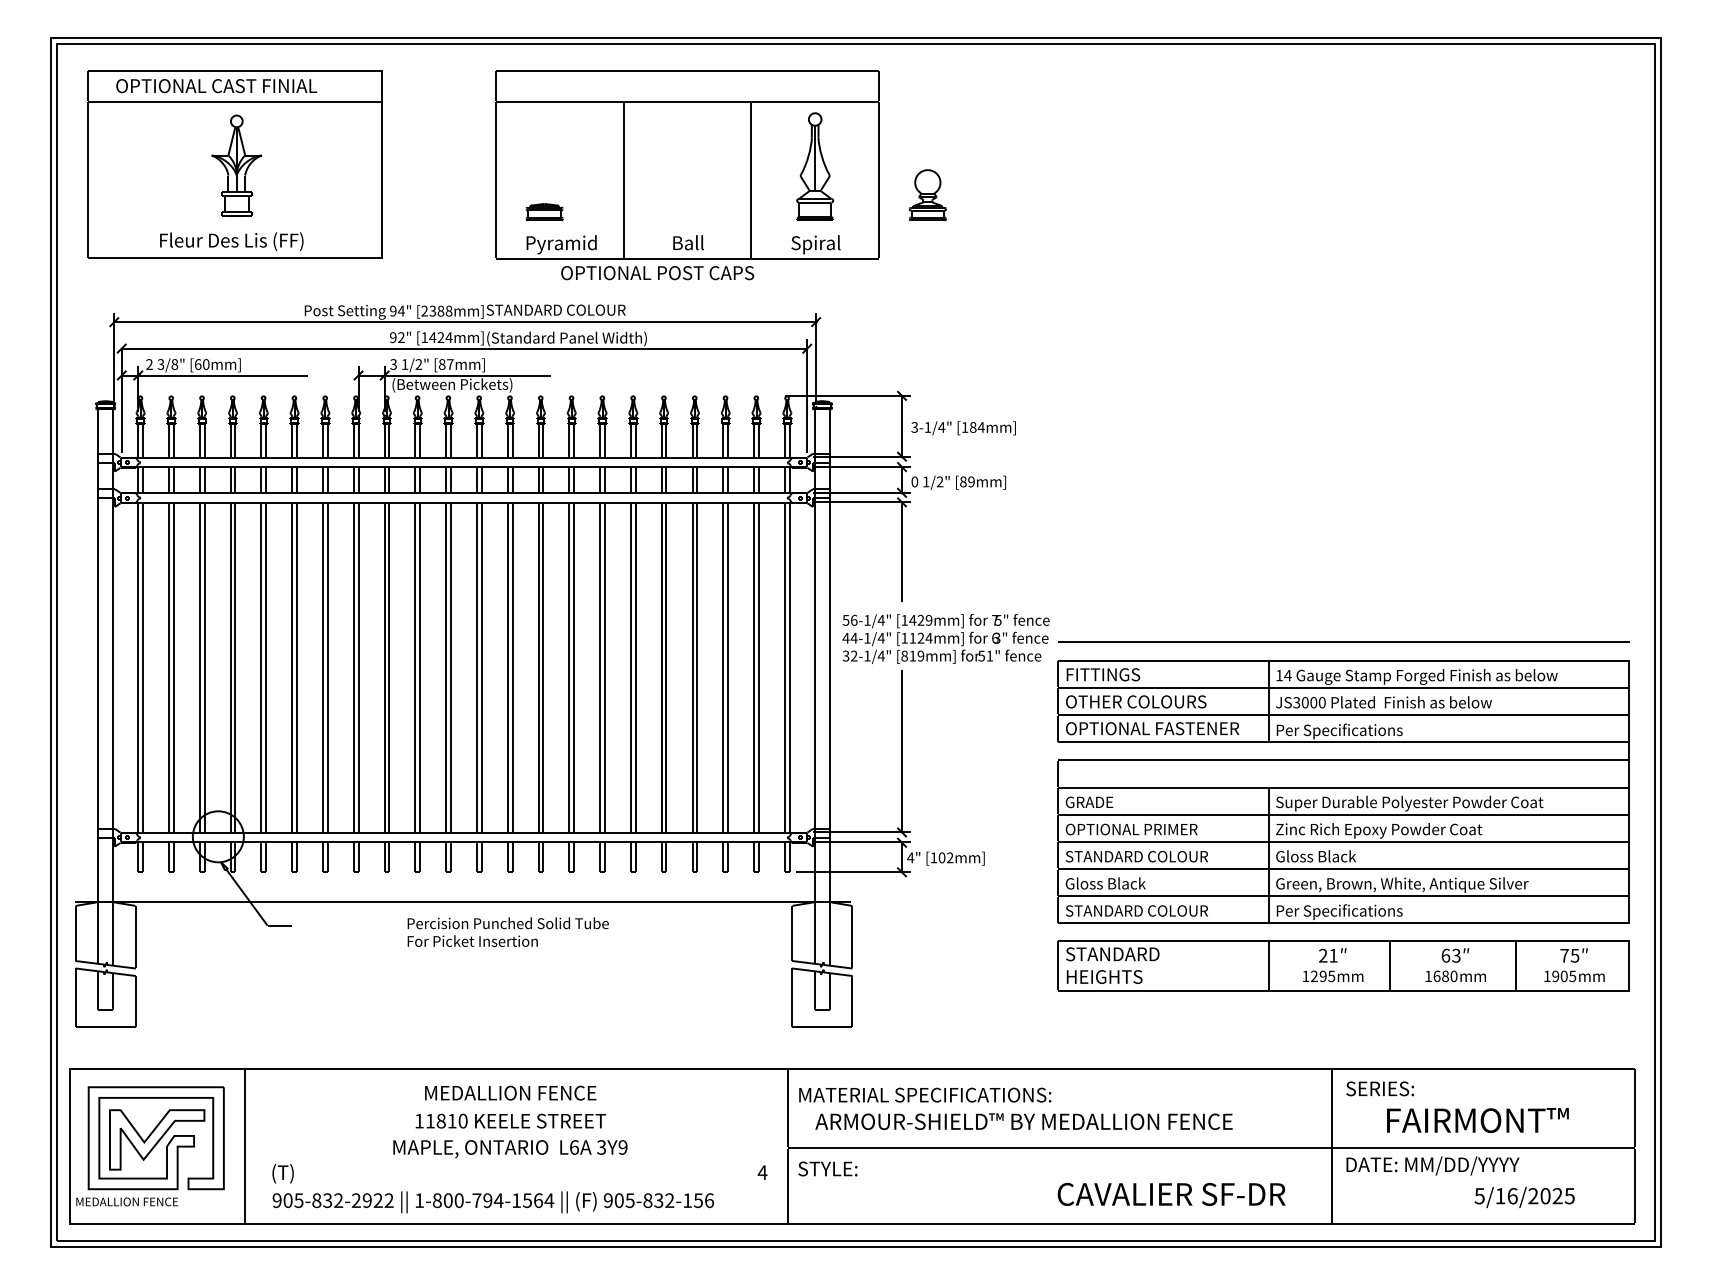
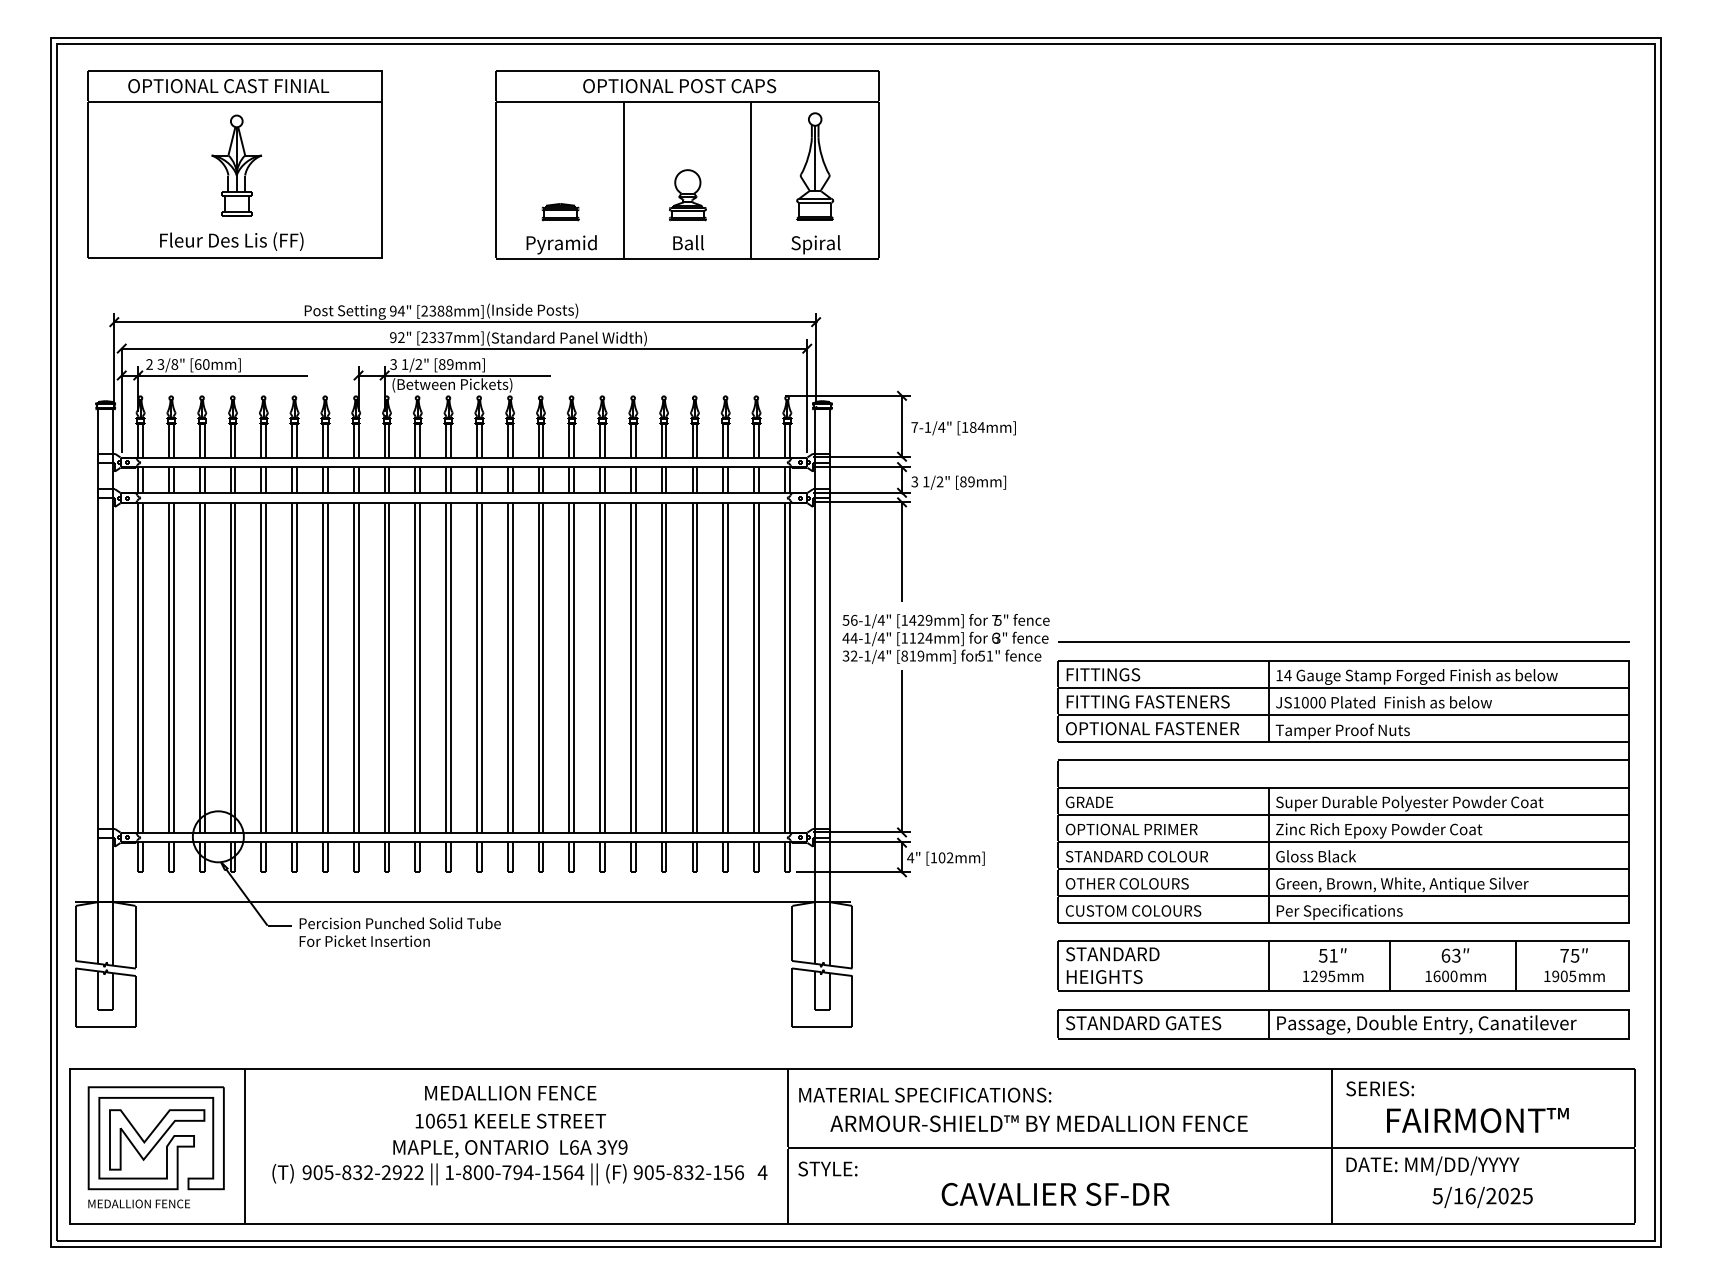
text position: (216, 86) -> (228, 86) (228, 86)
part position: (927, 195) -> (687, 195) (687, 195)
part position: (544, 212) -> (560, 212) (560, 212)
text position: (657, 273) -> (679, 86) (679, 86)
text: STANDARD COLOUR -> (Inside Posts) (555, 310)
text: [1424mm] -> [2337mm] (436, 337)
text: [87mm] -> [89mm] (450, 364)
text: 3-1/4" -> 7-1/4" (914, 427)
text: 0 -> 3 (914, 481)
text: OTHER COLOURS -> FITTING FASTENERS (1147, 701)
text: JS3000 -> JS1000 (1296, 702)
text: Per Specifications -> Tamper Proof Nuts (1342, 731)
text: Gloss Black -> OTHER COLOURS (1127, 883)
text: STANDARD COLOUR -> CUSTOM COLOURS (1136, 910)
text position: (507, 931) -> (399, 931) (399, 931)
text: 21 -> 51 (1323, 955)
text: 1680 -> 1600 (1445, 976)
part: none -> present (1343, 1024)
text: 11810 -> 10651 (446, 1120)
text position: (1023, 1121) -> (1038, 1123) (1038, 1123)
text position: (1171, 1193) -> (1055, 1193) (1055, 1193)
text position: (1524, 1196) -> (1482, 1196) (1482, 1196)
text position: (127, 1201) -> (139, 1203) (139, 1203)
text position: (492, 1202) -> (522, 1174) (522, 1174)
